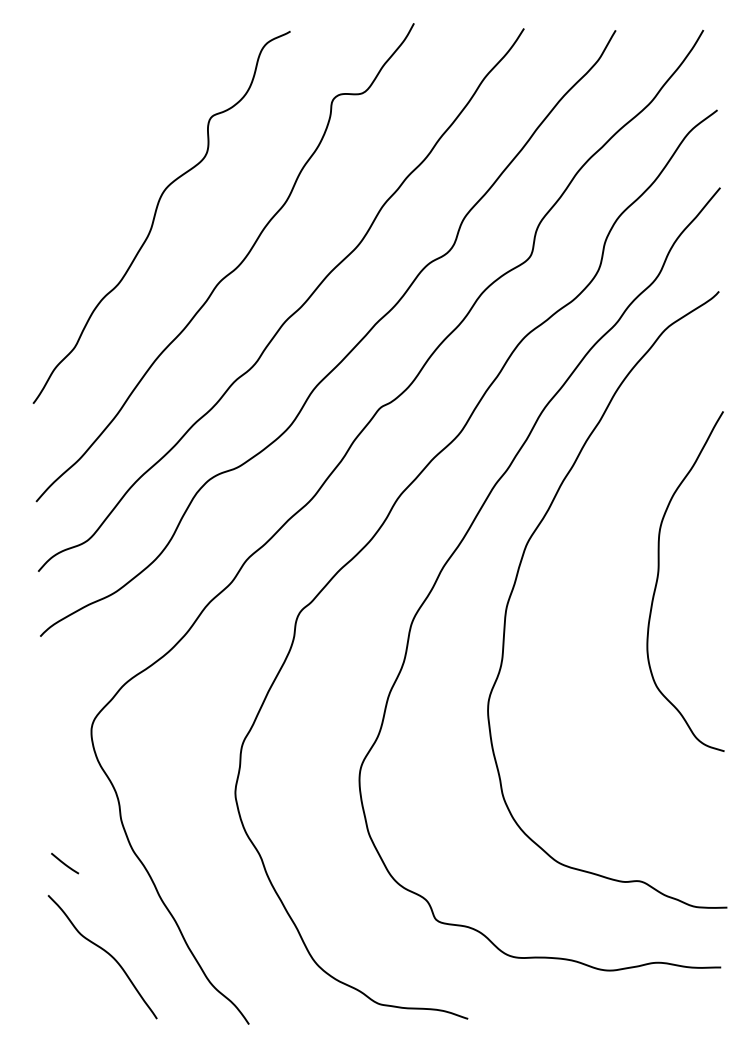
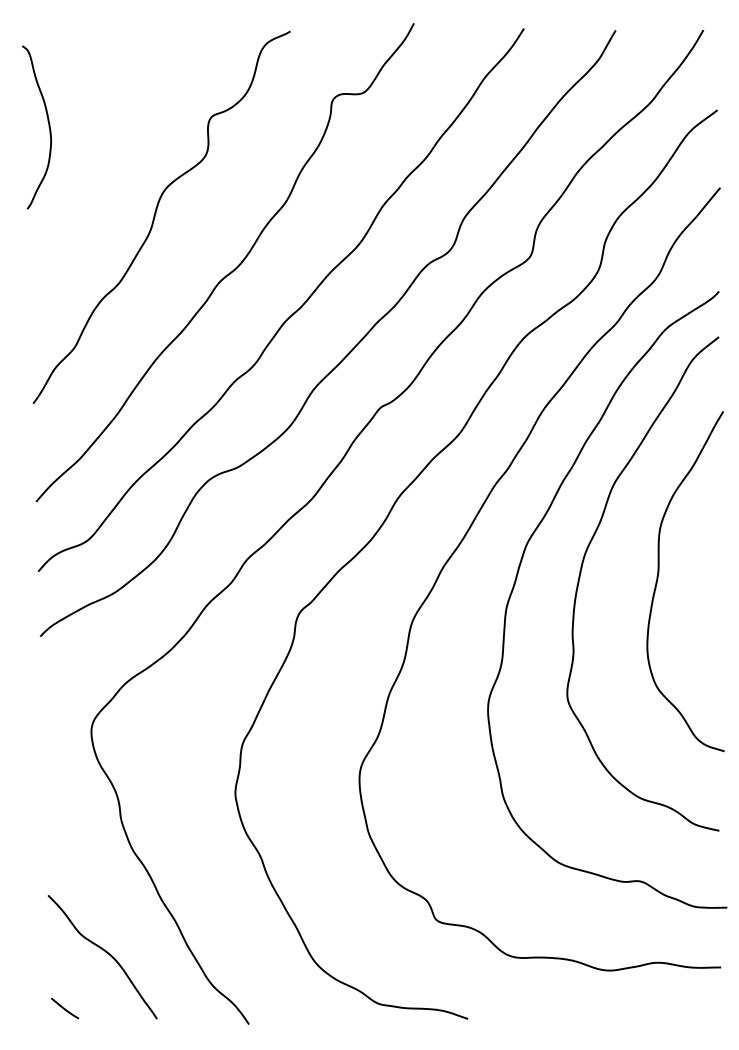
curve: none -> present (48, 127)
curve: none -> present (581, 573)
line position: (65, 863) -> (65, 1008) (65, 1008)
